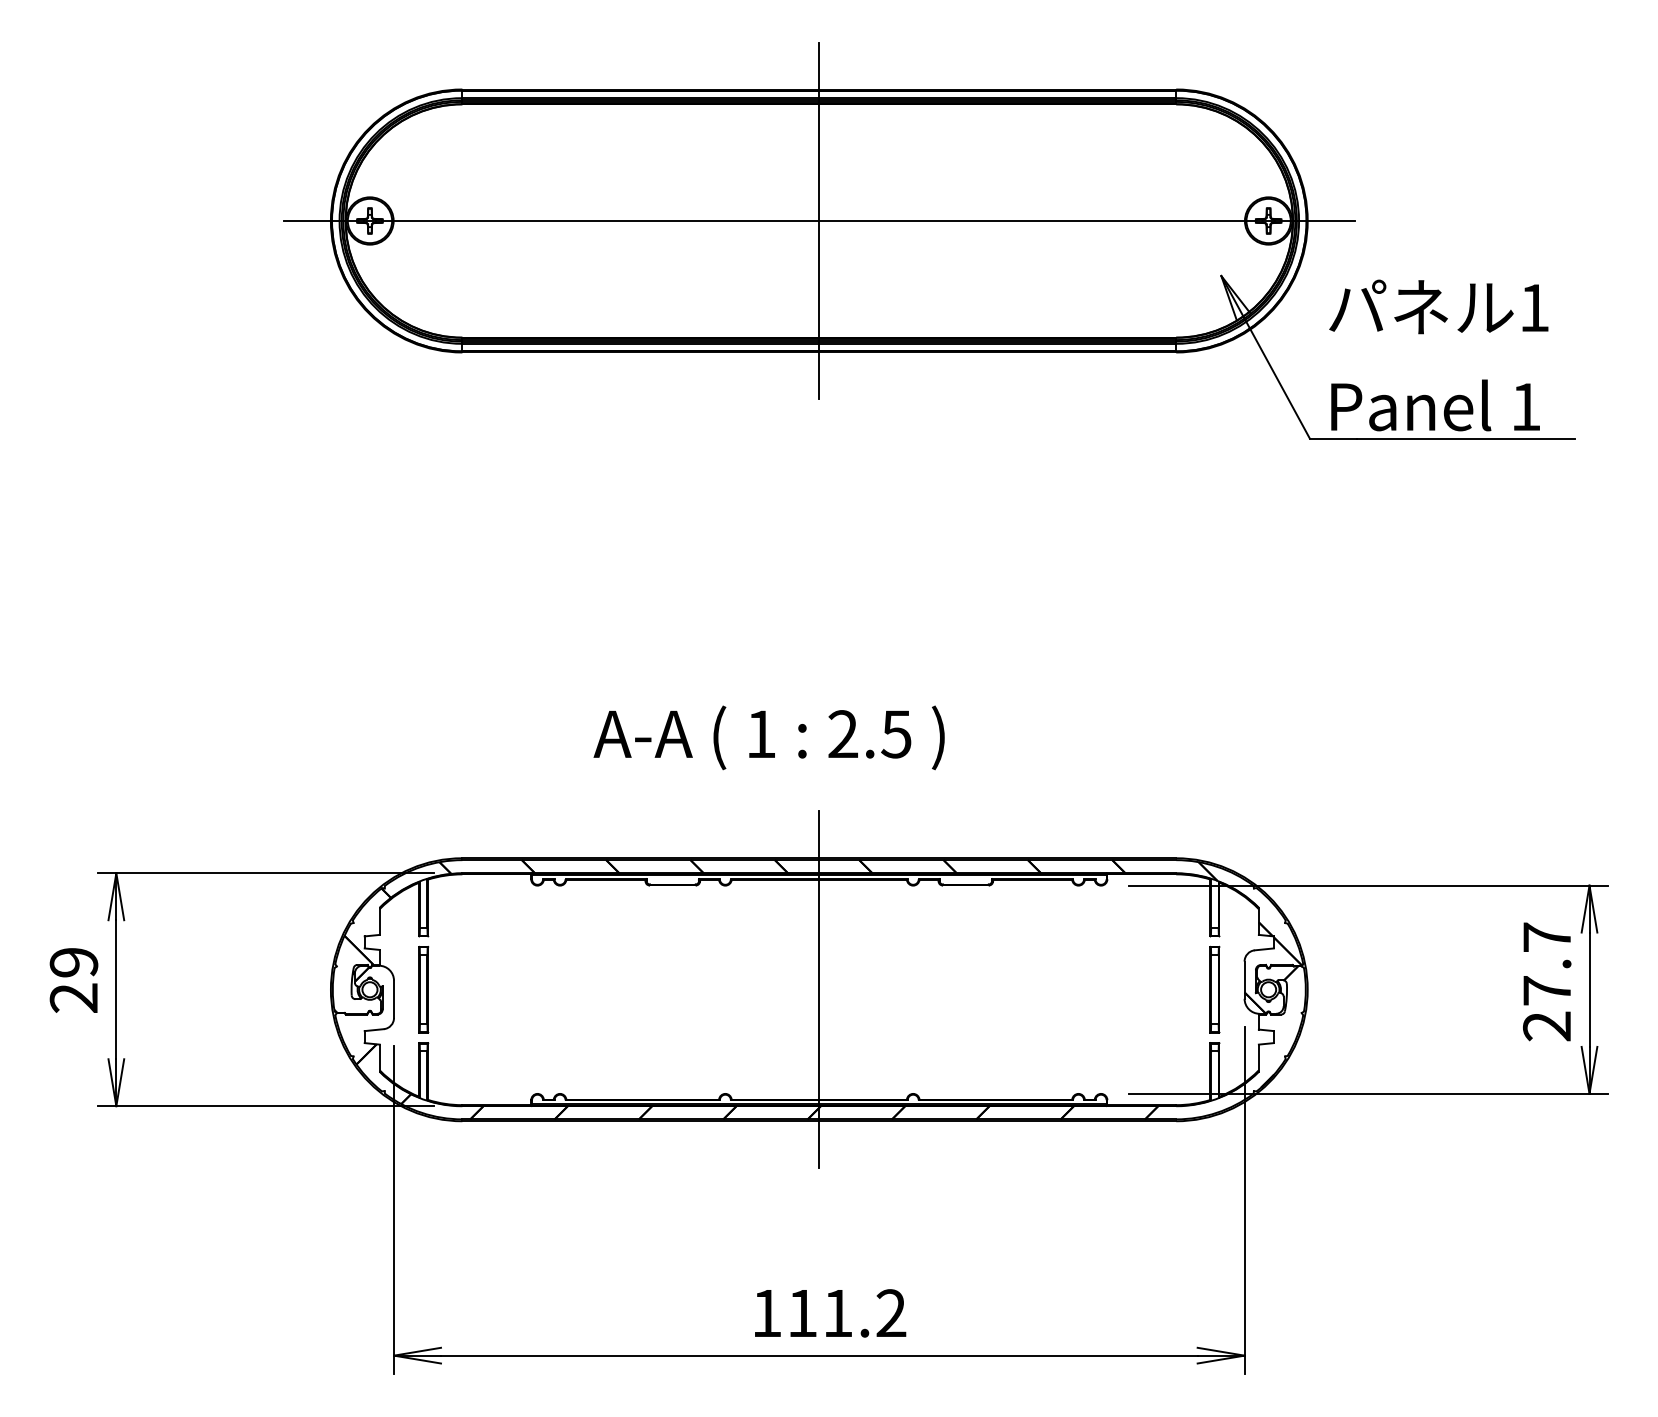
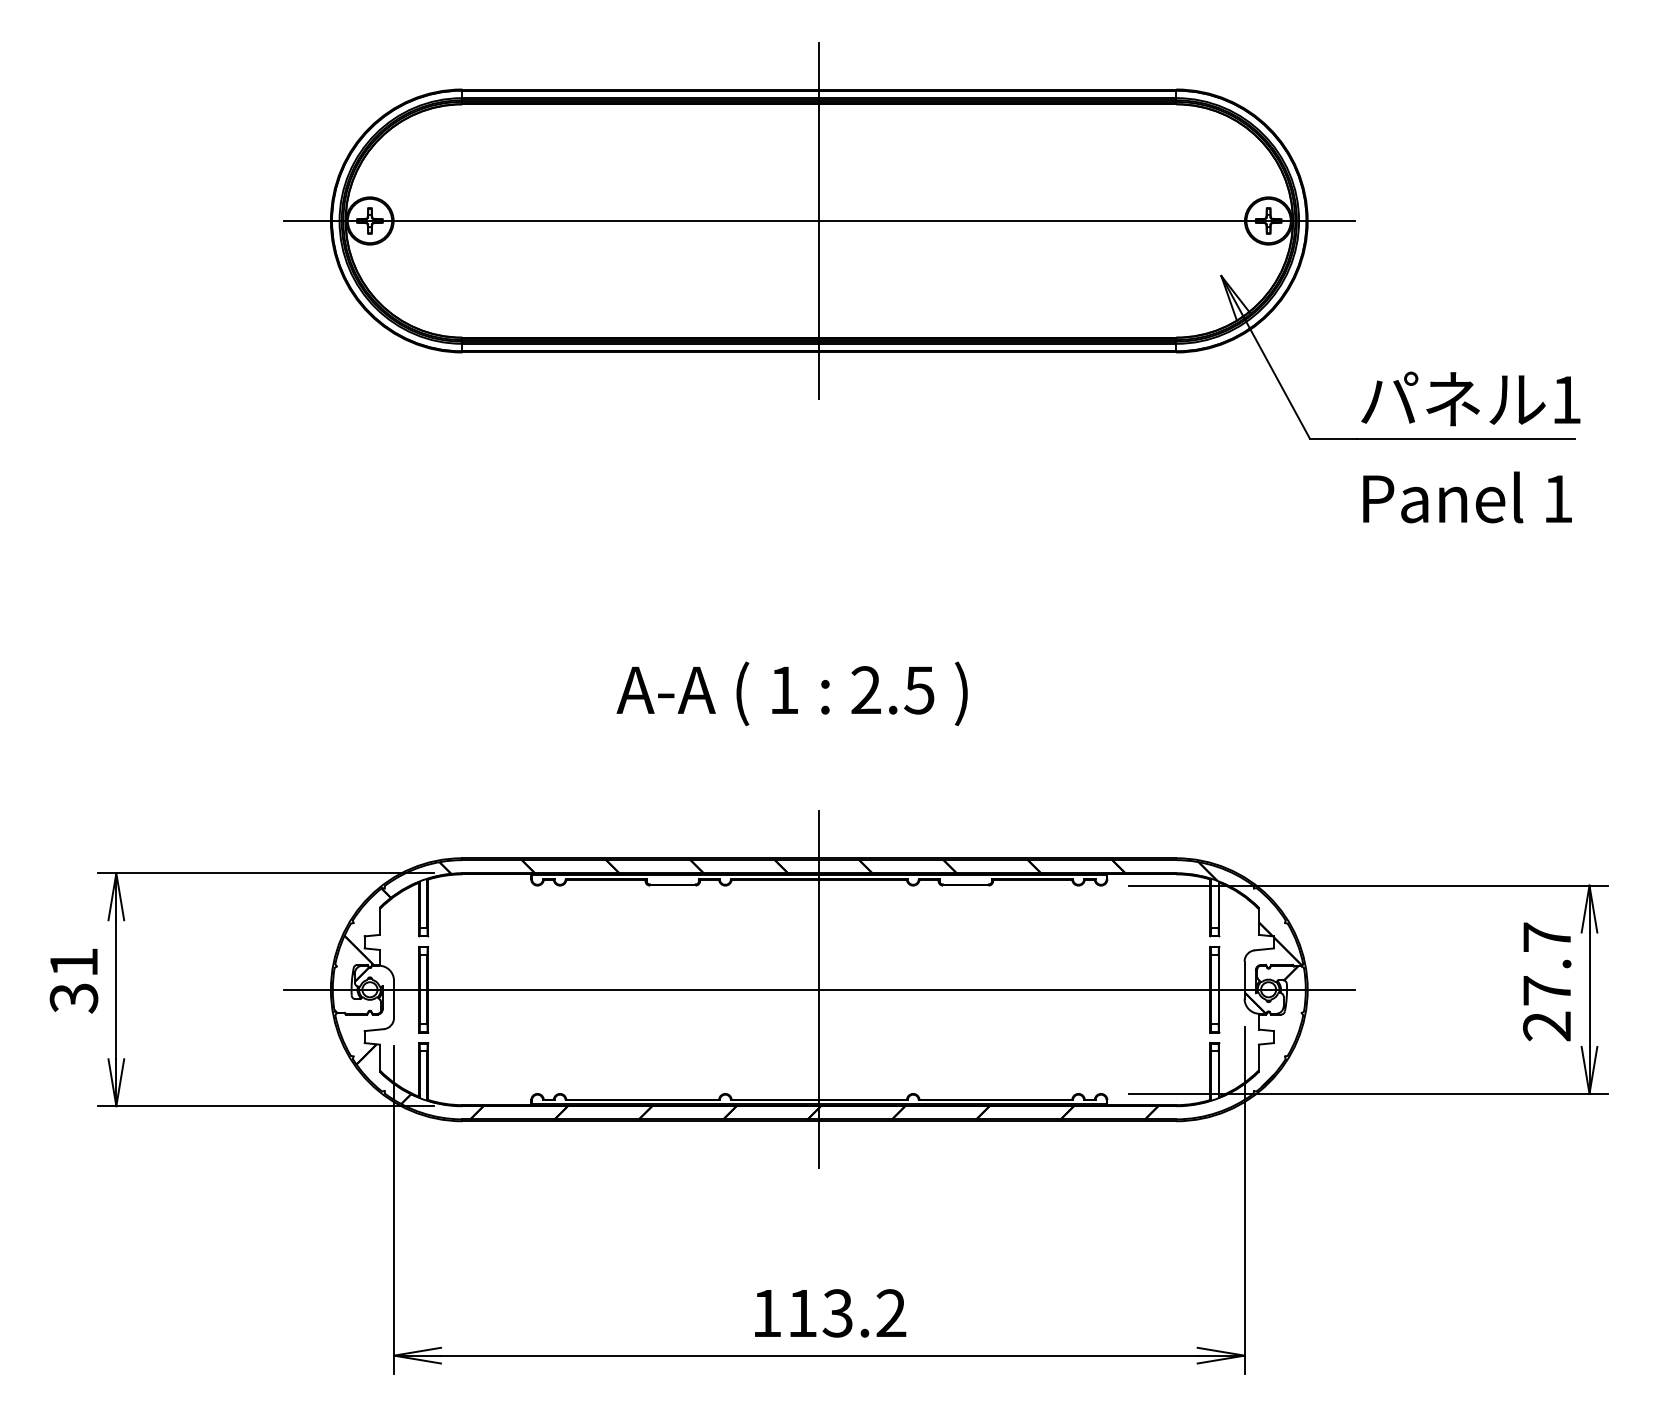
text position: (1438, 355) -> (1470, 447) (1470, 447)
text position: (768, 737) -> (791, 693) (791, 693)
text: 29 -> 31 (73, 980)
line: none -> present (818, 989)
text: 111.2 -> 113.2 (837, 1313)
